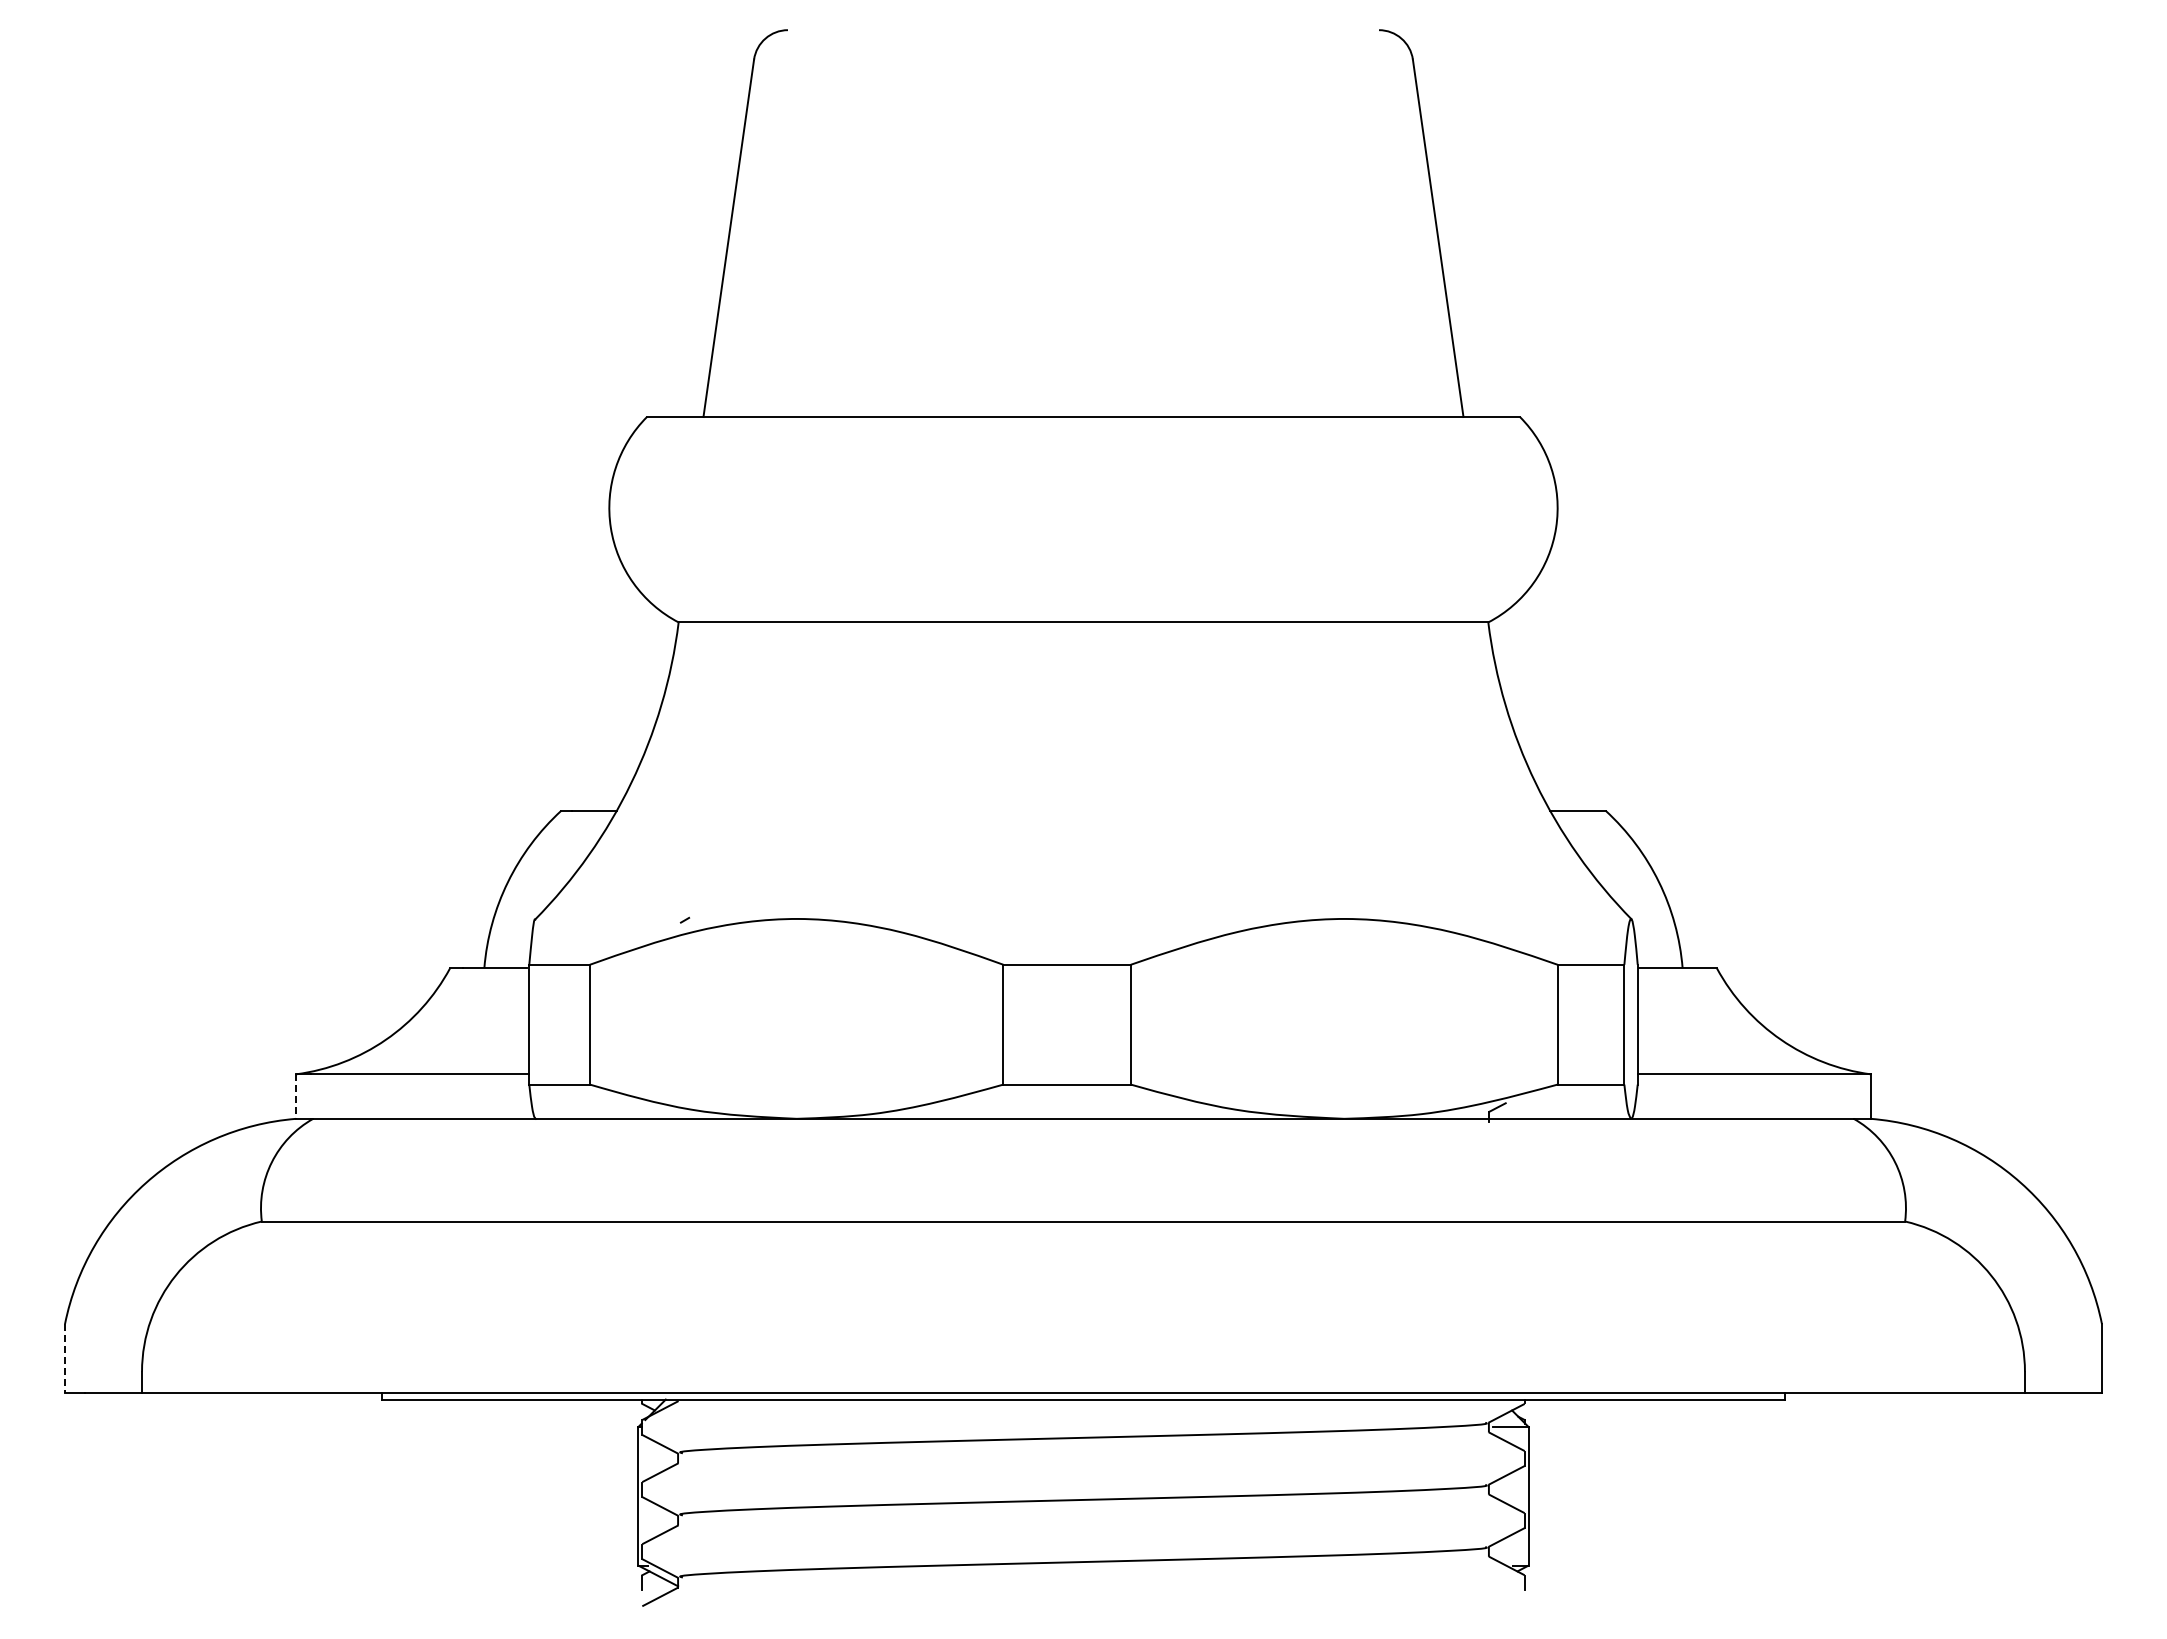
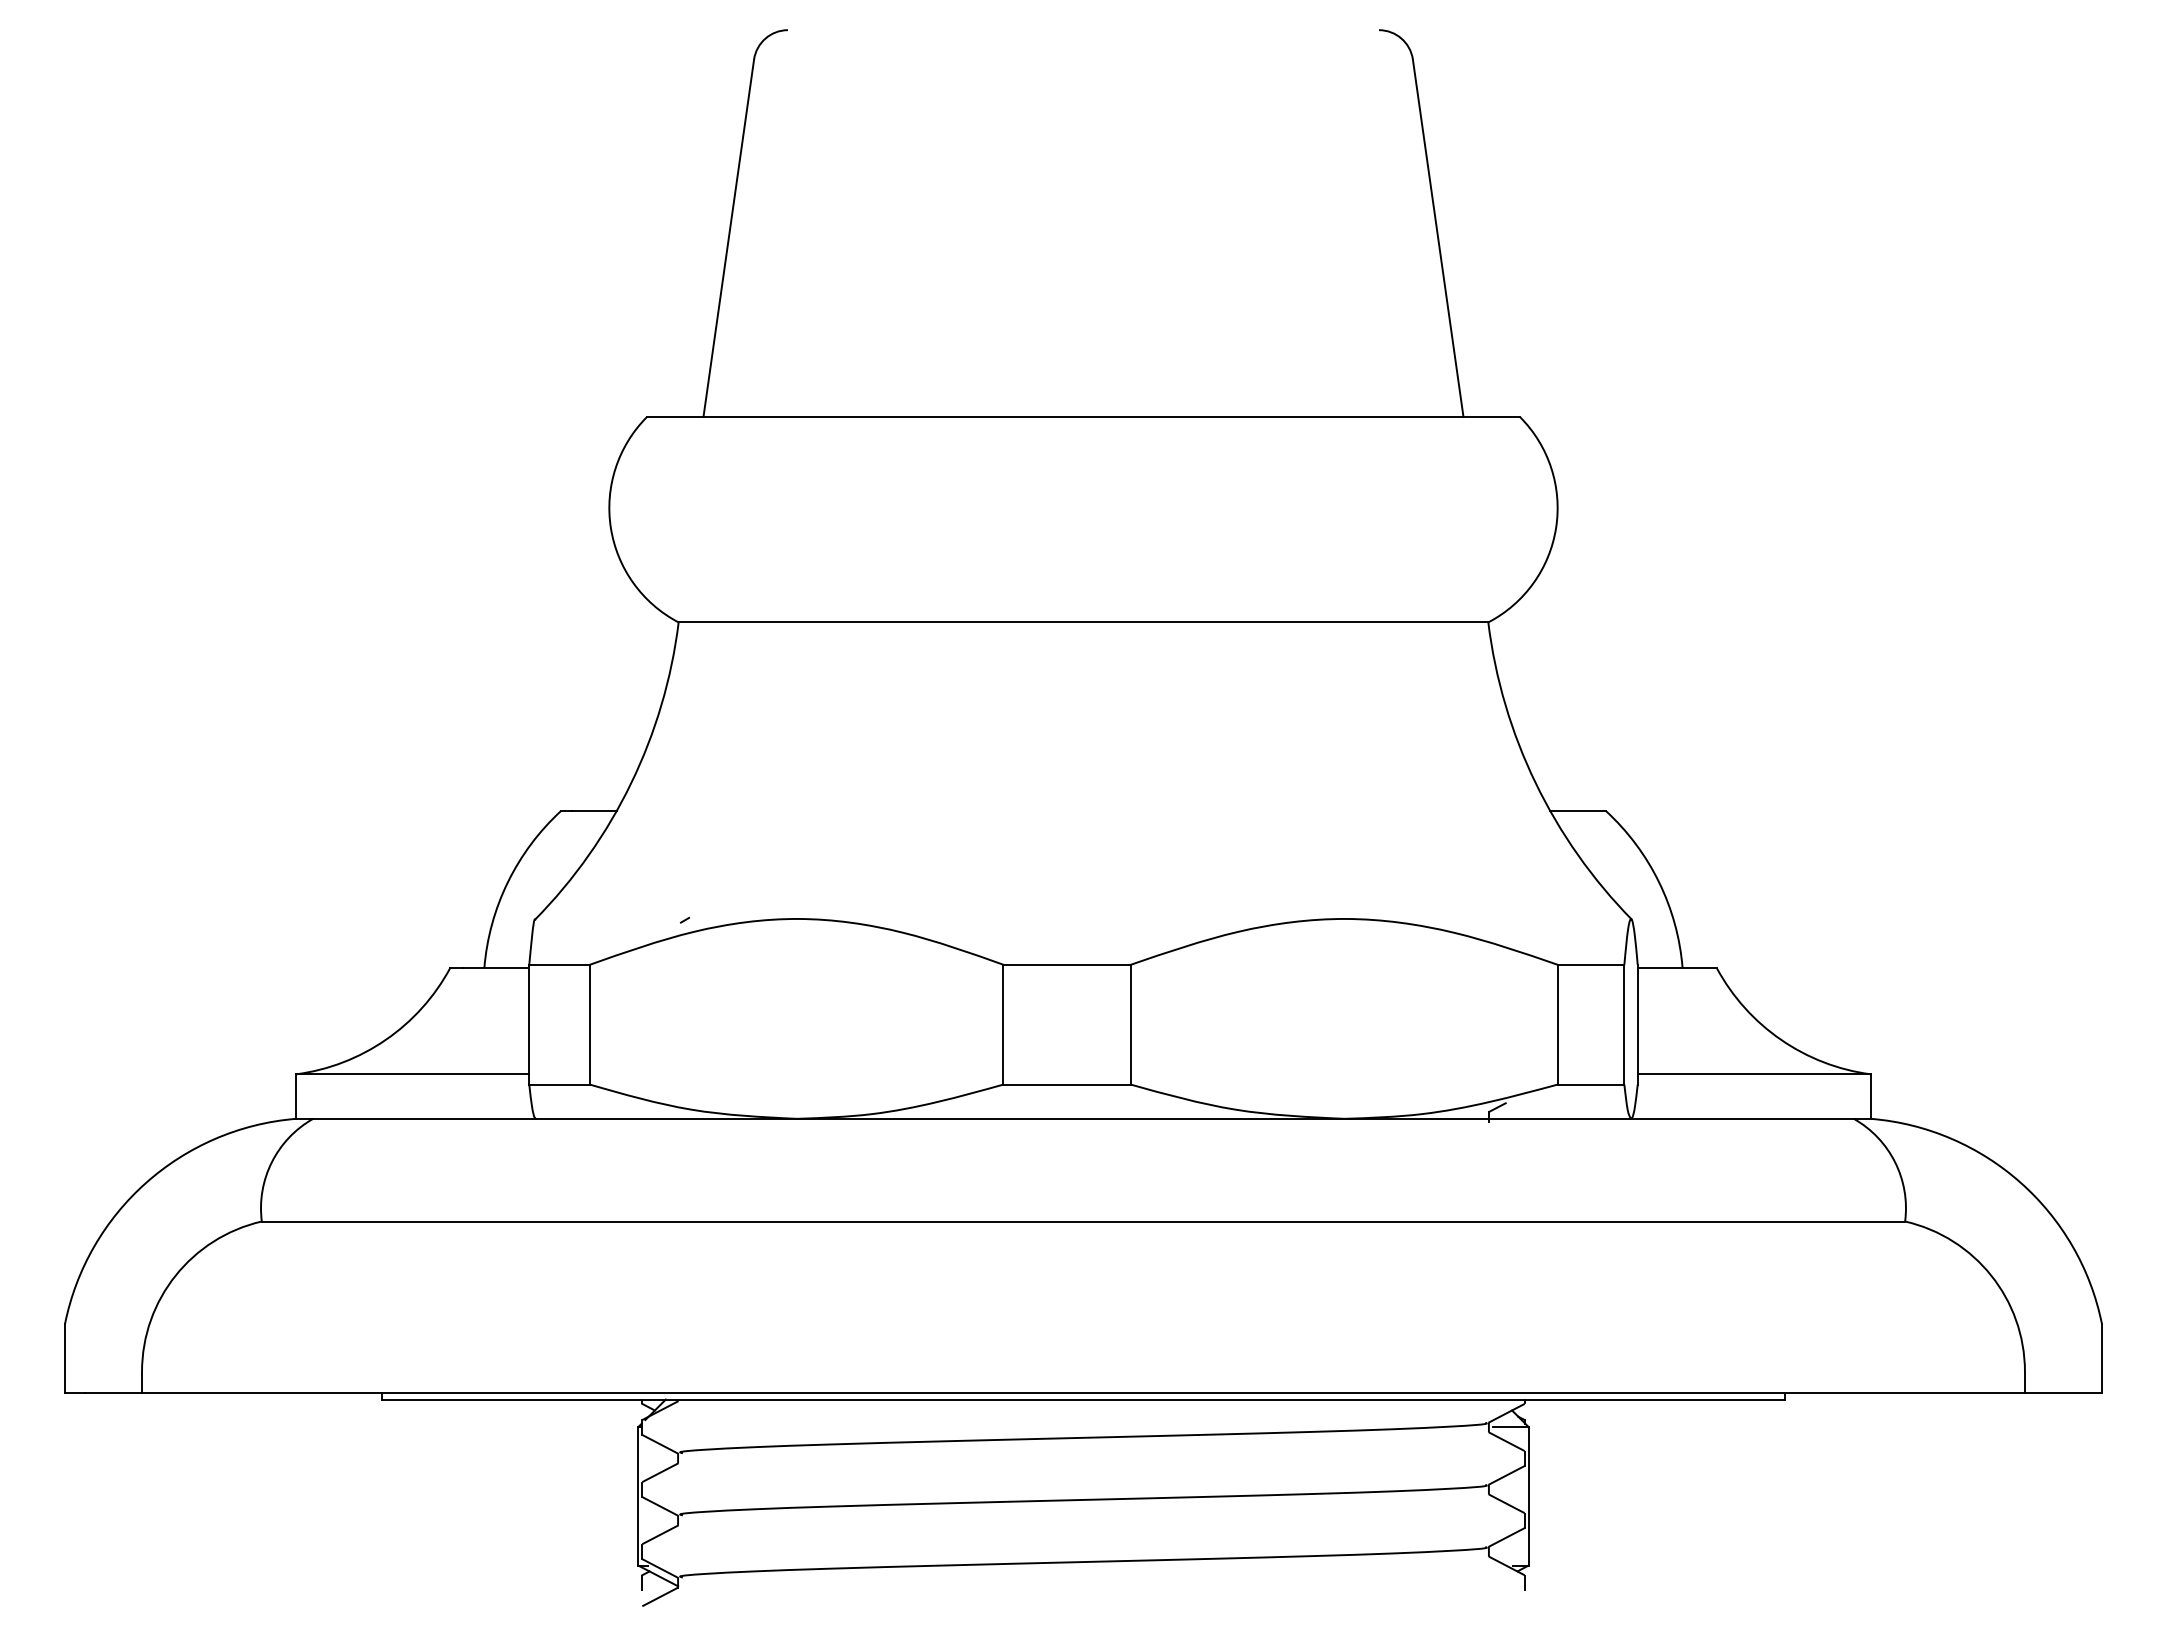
line: dashed -> solid (296, 1097)
line: dashed -> solid (65, 1358)
